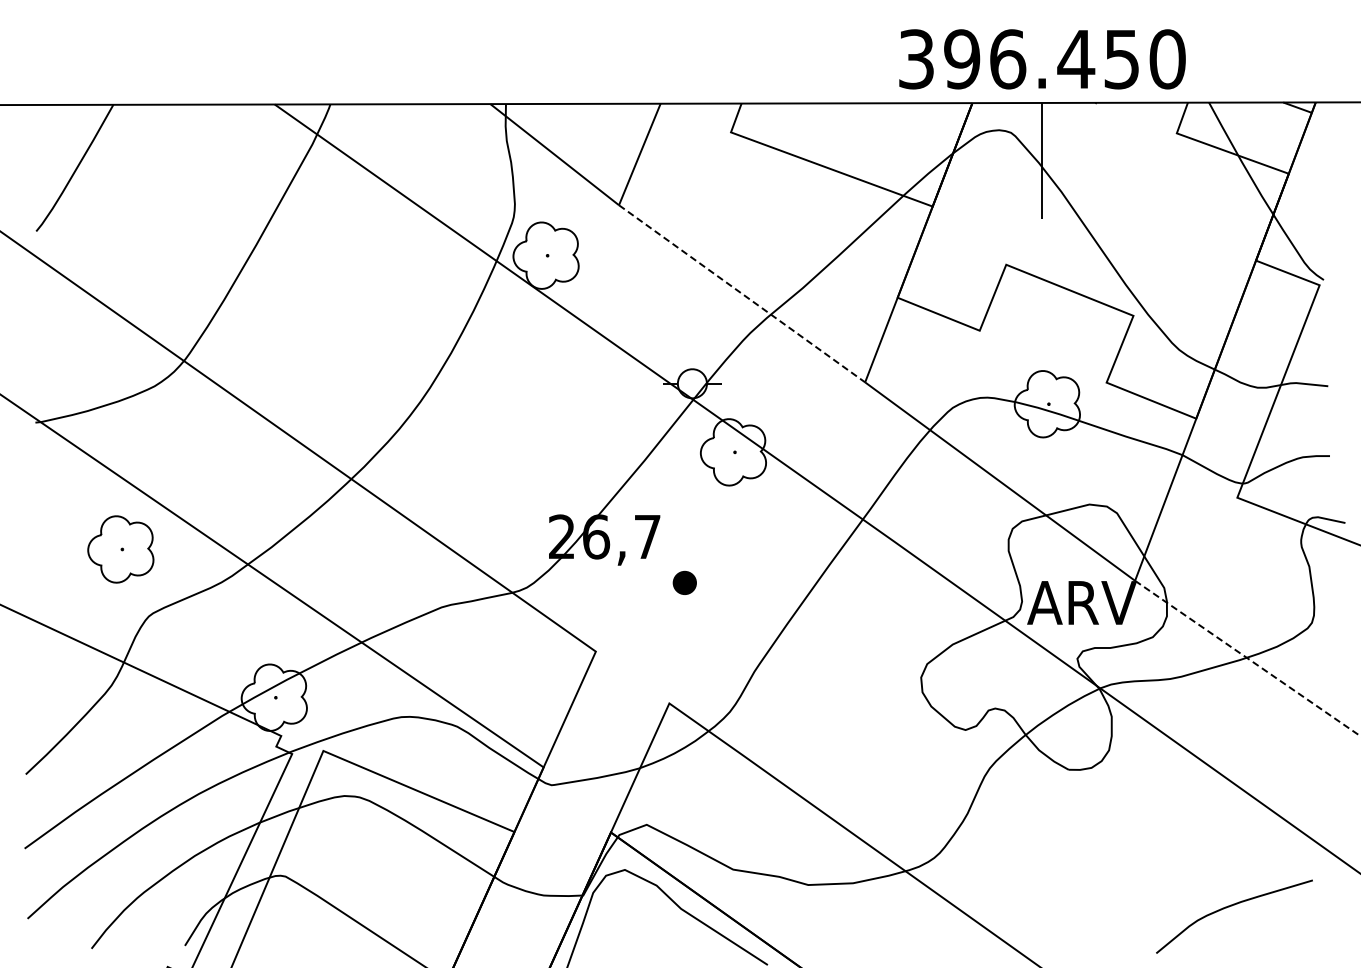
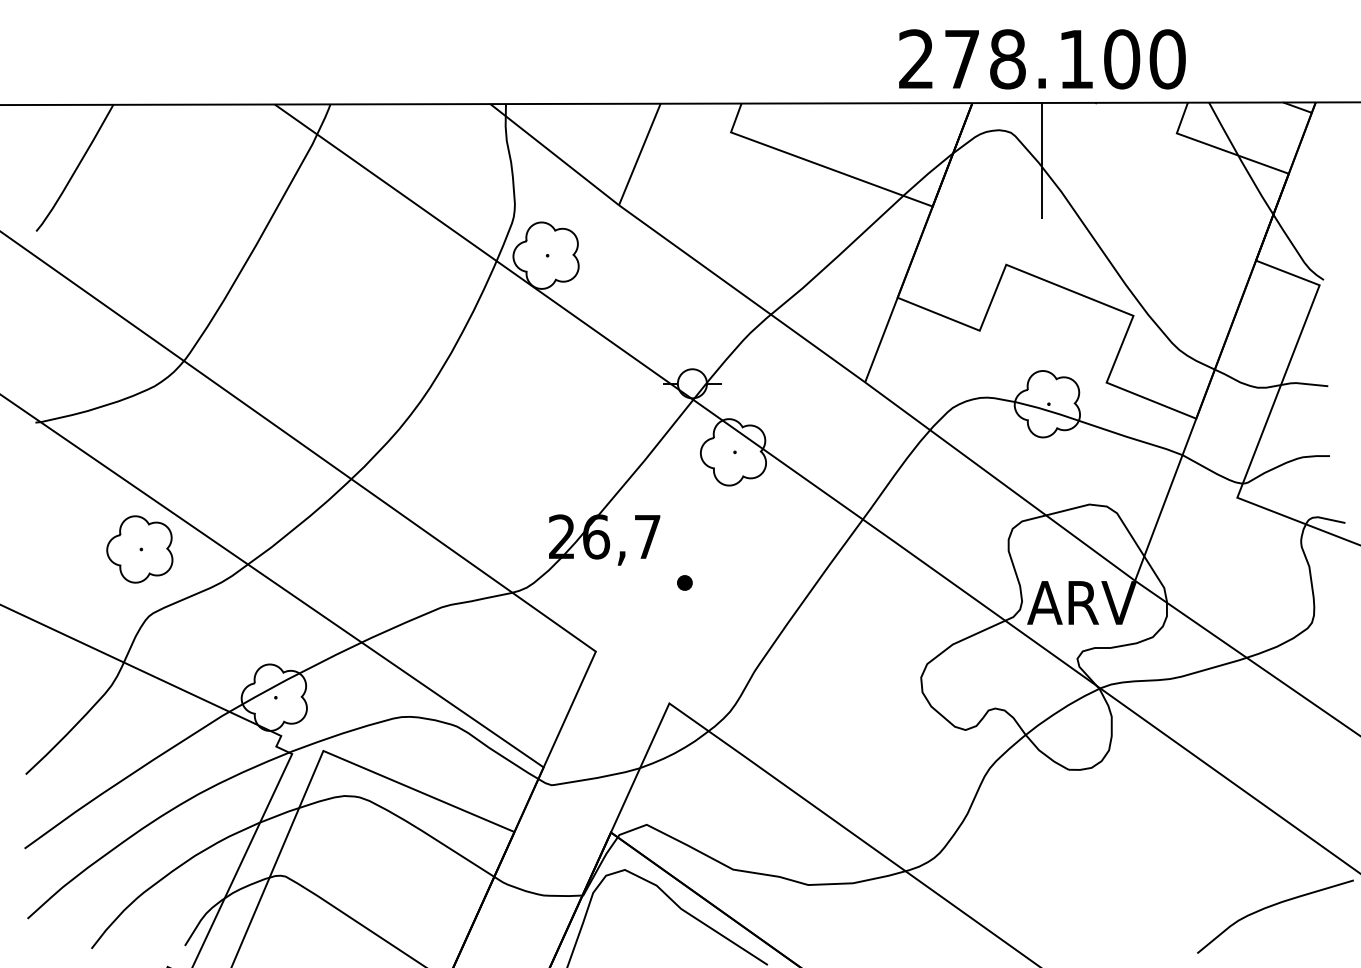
text: 396.450 -> 278.100 (1019, 59)
line: dashed -> solid (742, 293)
part position: (120, 549) -> (139, 549) (139, 549)
part size: 25x25 px -> 16x16 px (684, 582)
line: dashed -> solid (1247, 658)
curve position: (1232, 906) -> (1273, 906) (1273, 906)
